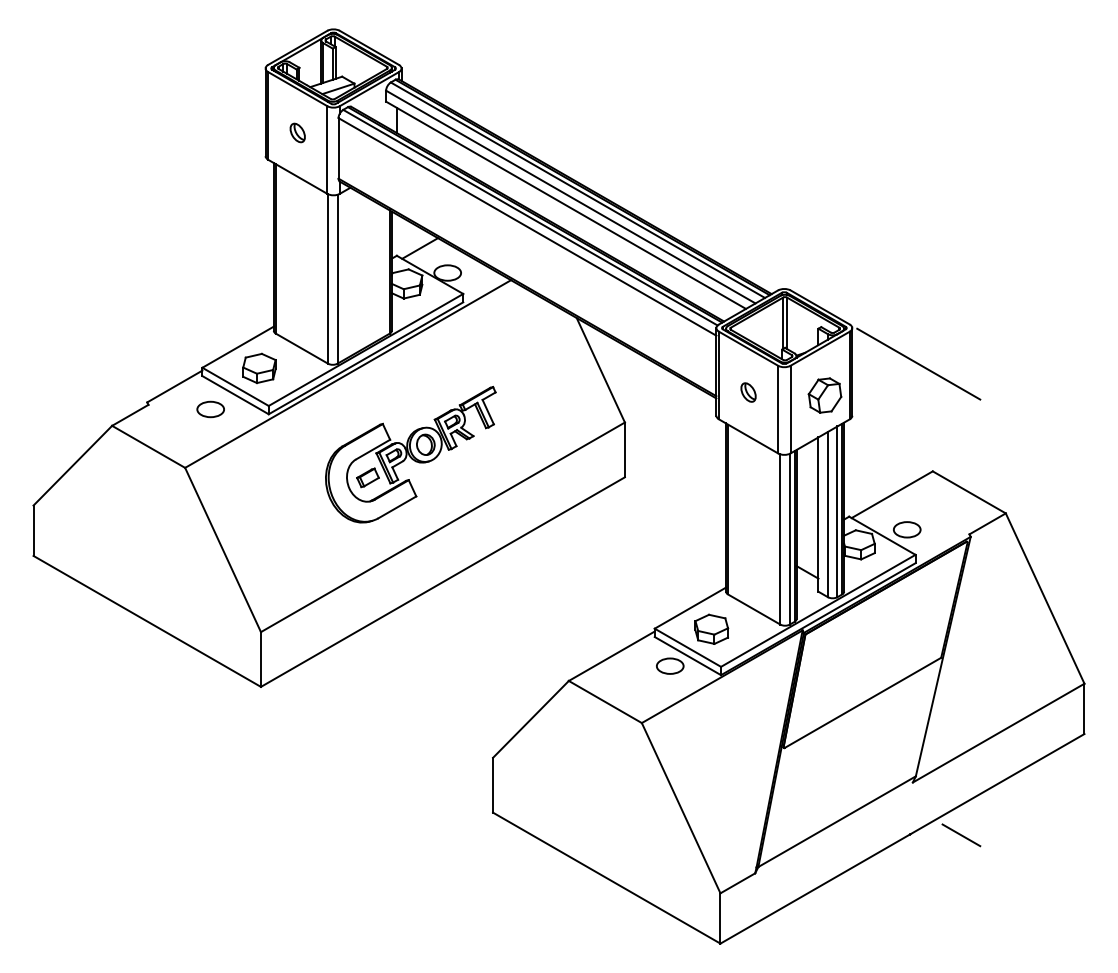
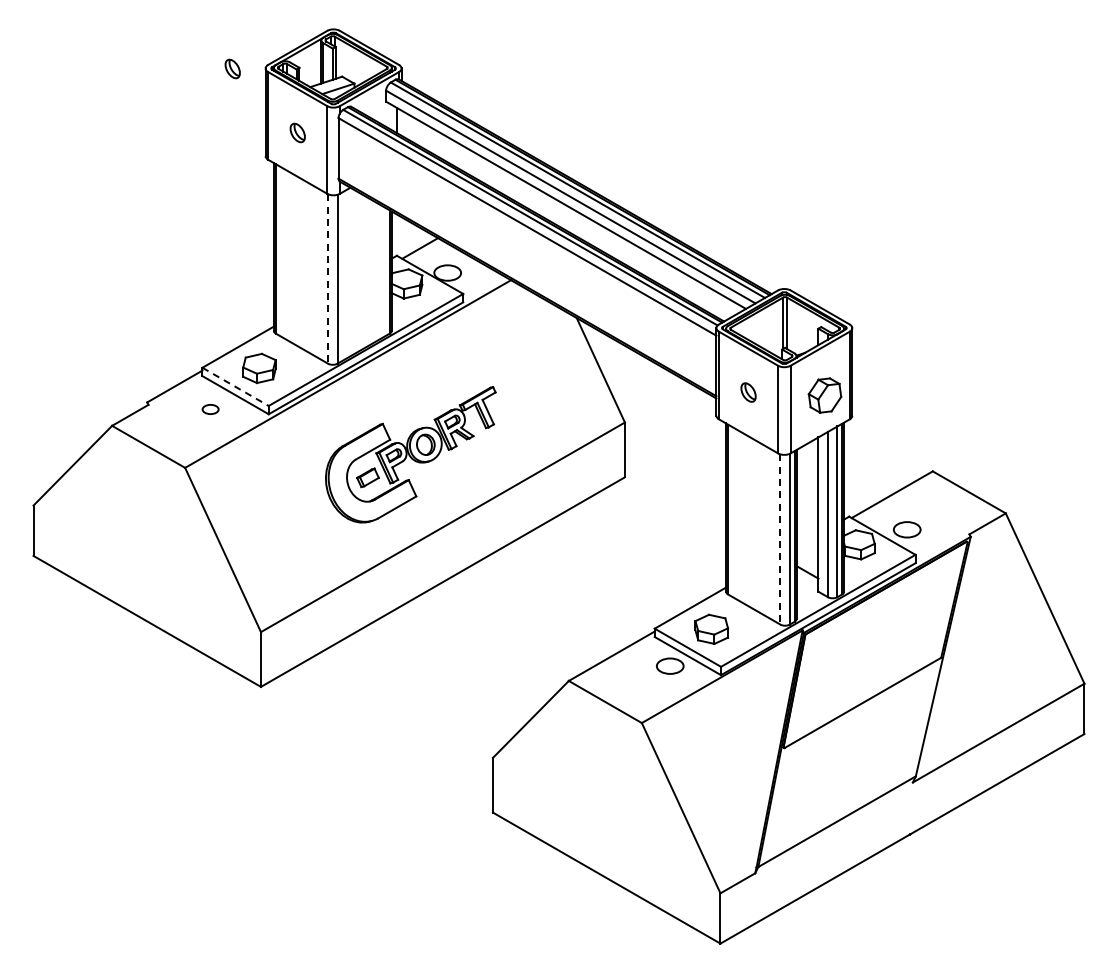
part: none -> present (232, 68)
line: solid -> dashed (328, 278)
line: present -> none (918, 363)
line: solid -> dashed (236, 387)
part size: 29x19 px -> 19x11 px (210, 409)
line: solid -> dashed (780, 539)
line: present -> none (961, 835)
